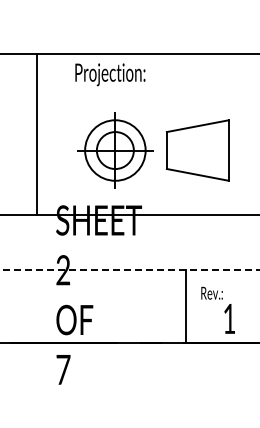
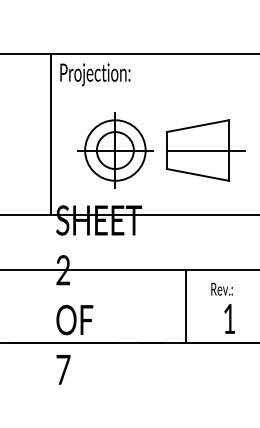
text position: (110, 74) -> (95, 74) (95, 74)
line position: (37, 134) -> (51, 134) (51, 134)
line: none -> present (206, 150)
line: dashed -> solid (129, 270)
text position: (211, 292) -> (221, 288) (221, 288)
